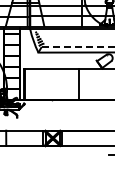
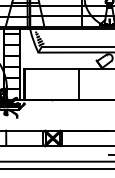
line: dashed -> solid (78, 46)
line: none -> present (56, 161)
line: none -> present (56, 168)
